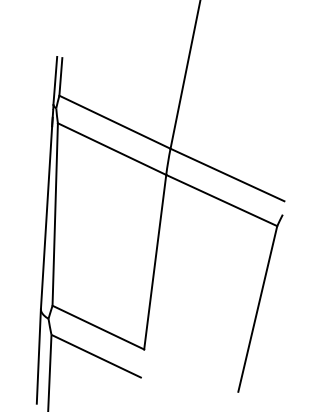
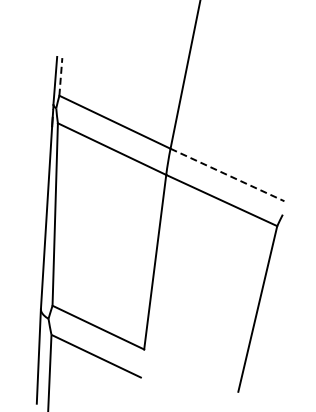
line: solid -> dashed (60, 76)
line: solid -> dashed (227, 175)
